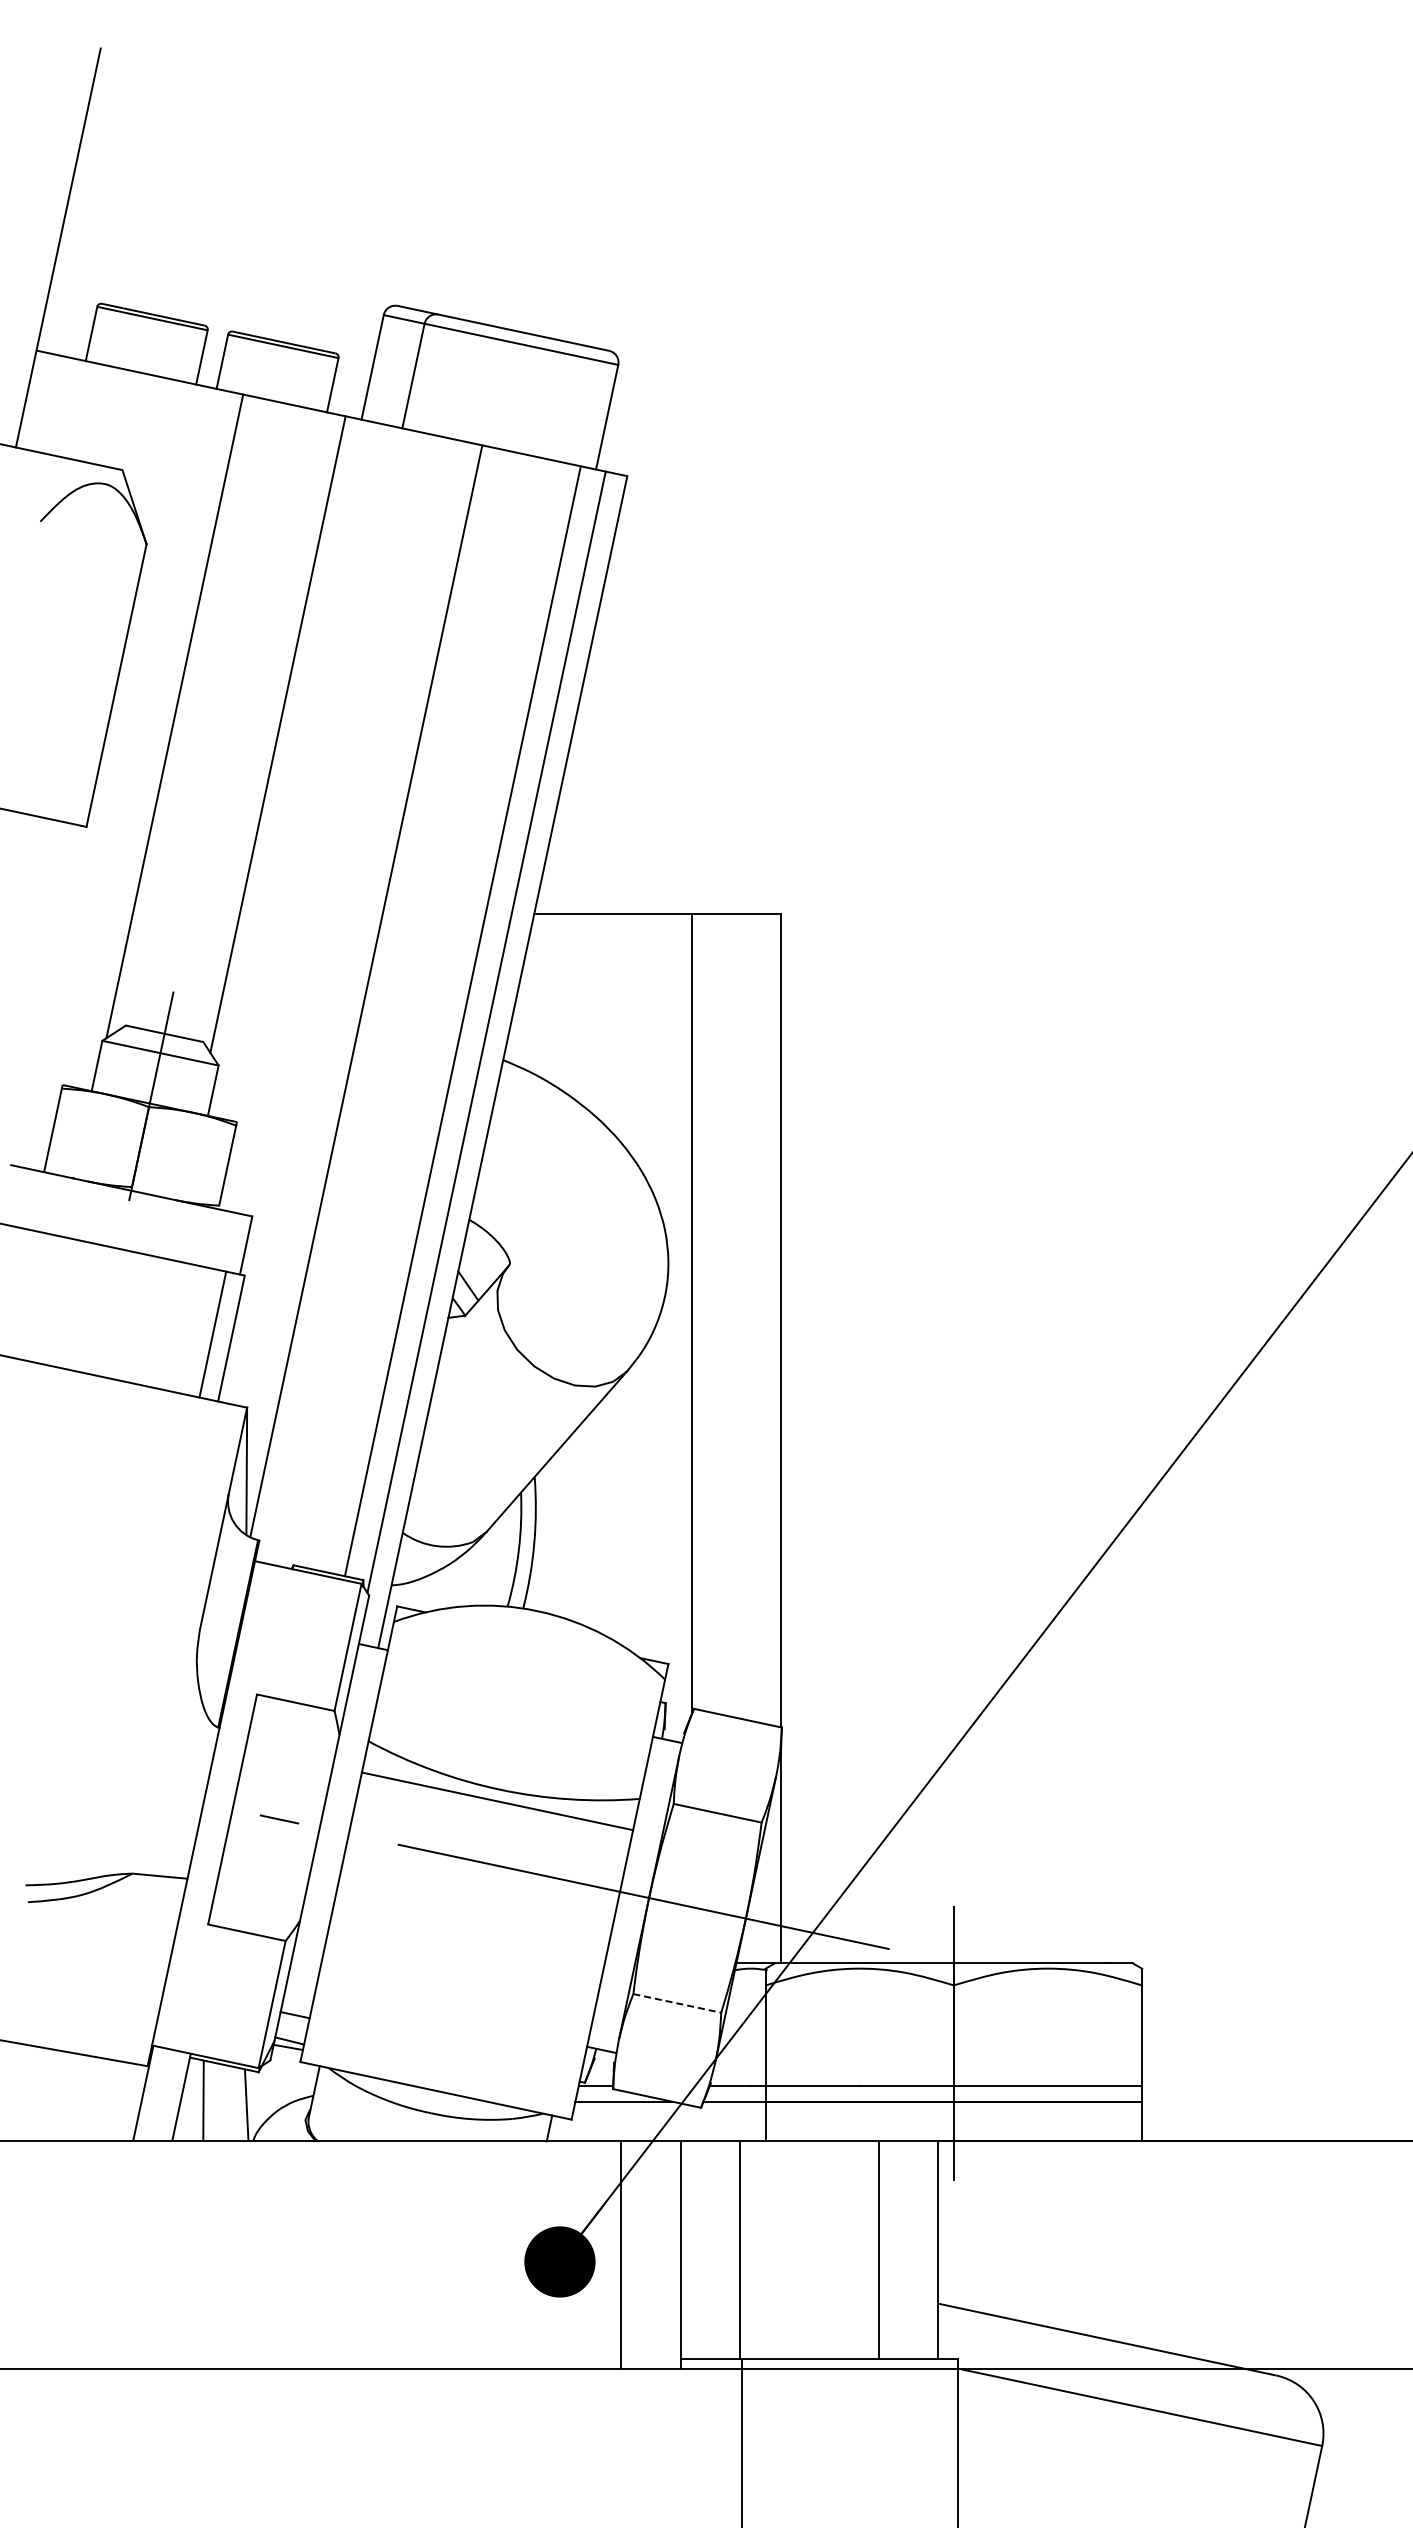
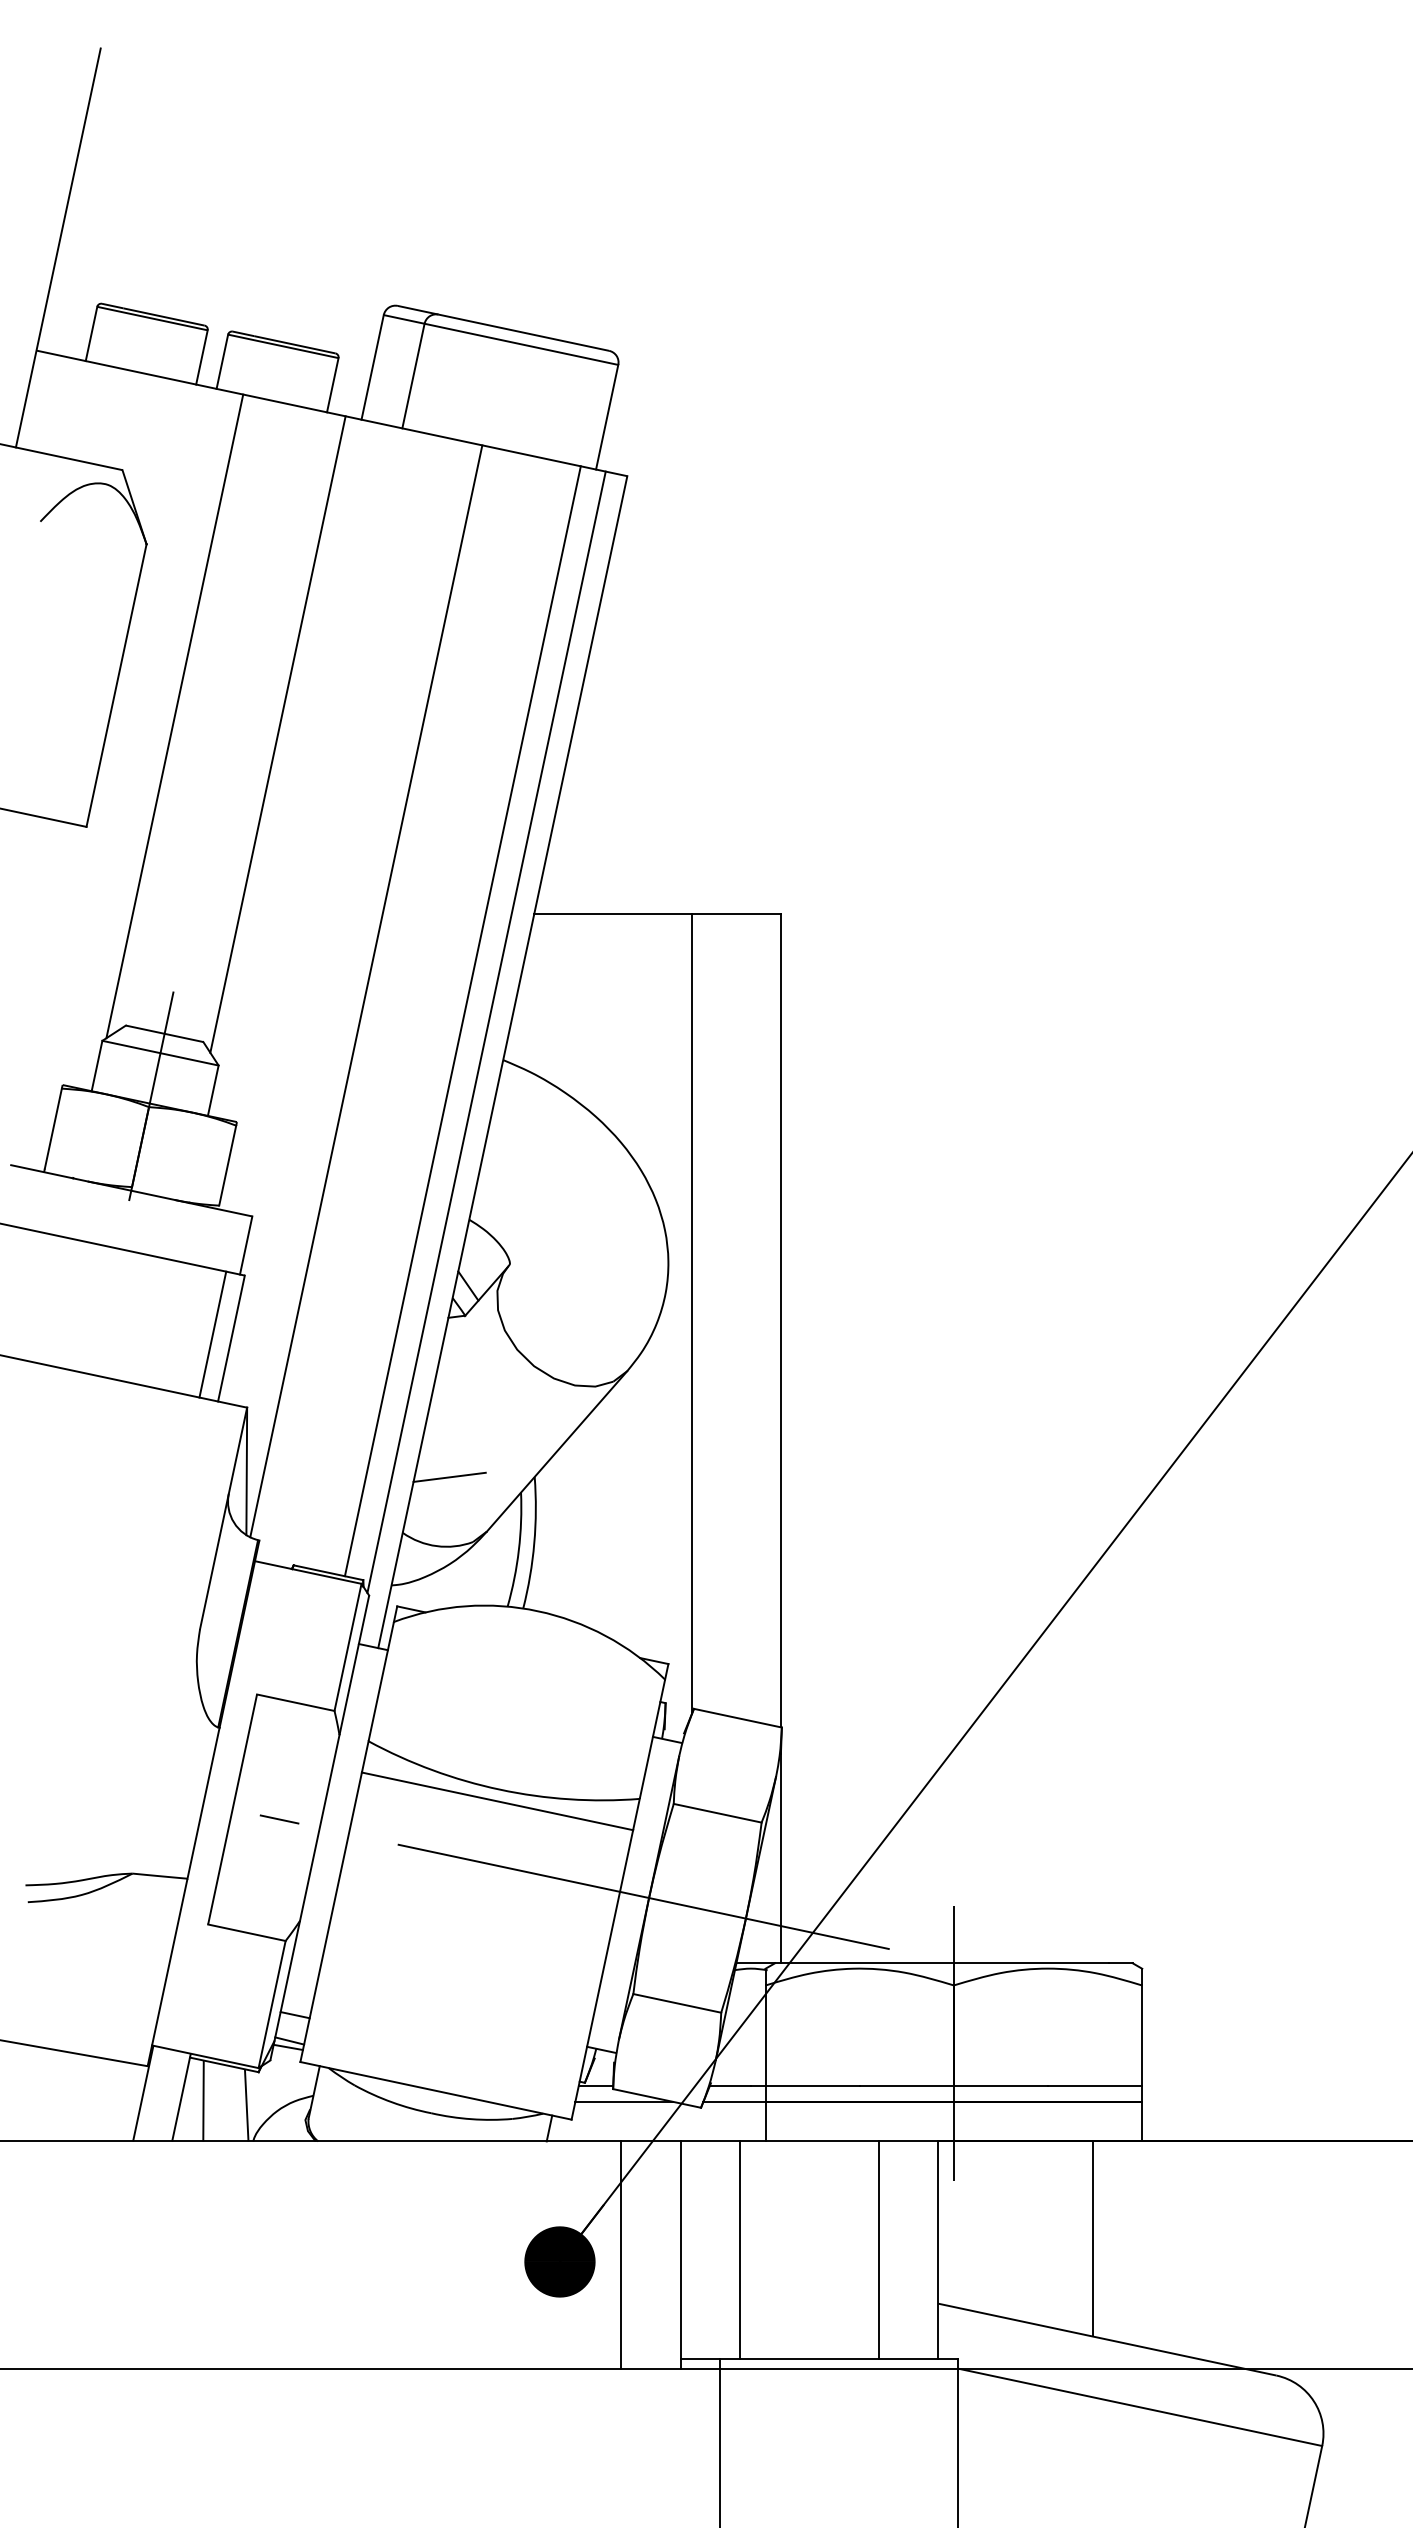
line: none -> present (449, 1476)
line: dashed -> solid (677, 2003)
line: none -> present (1092, 2238)
line position: (742, 2441) -> (720, 2441) (720, 2441)
